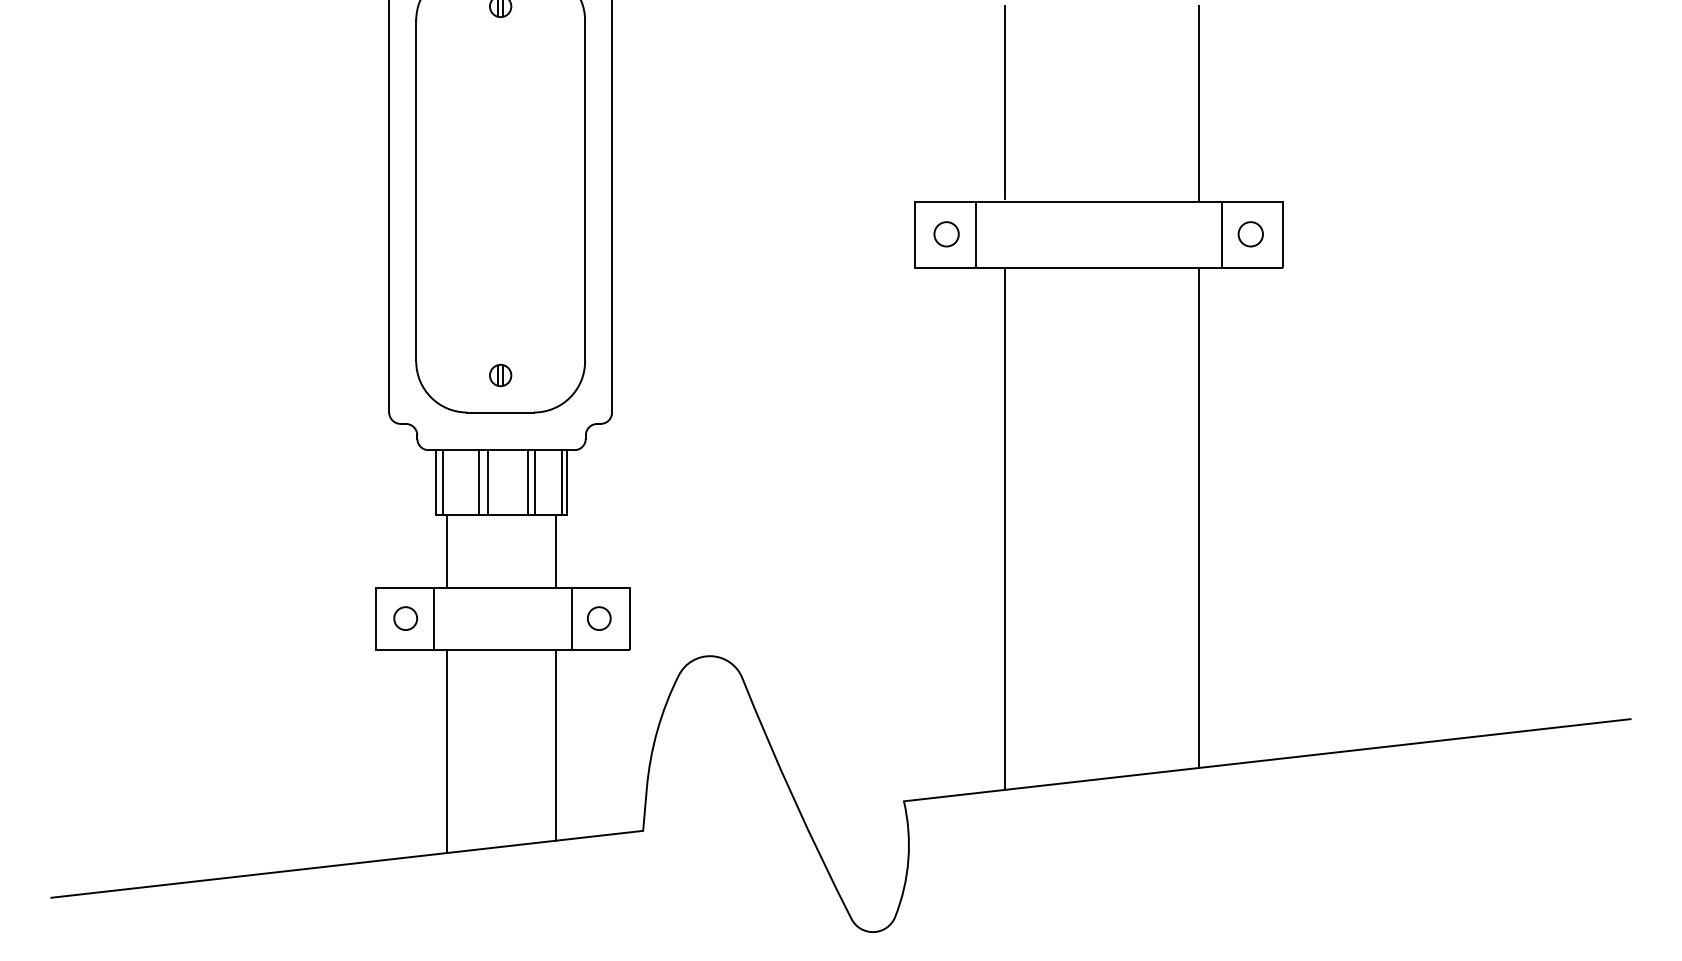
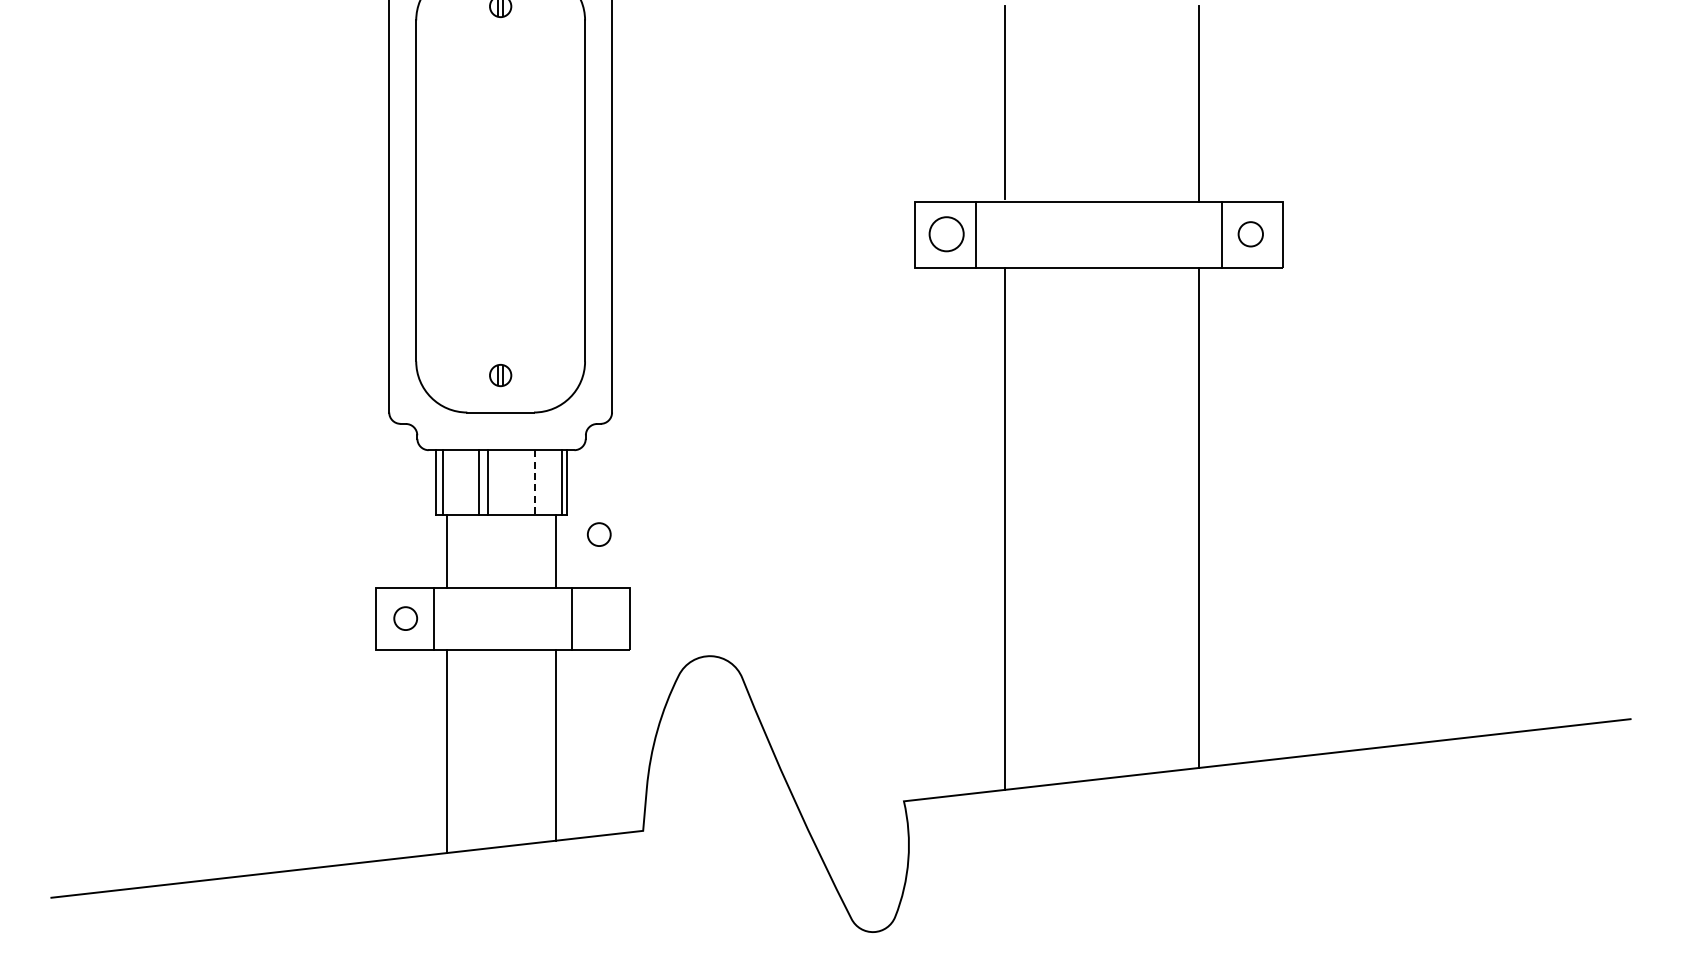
circle size: 27x27 px -> 37x37 px (946, 234)
line: present -> none (528, 482)
line: solid -> dashed (535, 482)
circle position: (599, 618) -> (599, 534) (599, 534)
